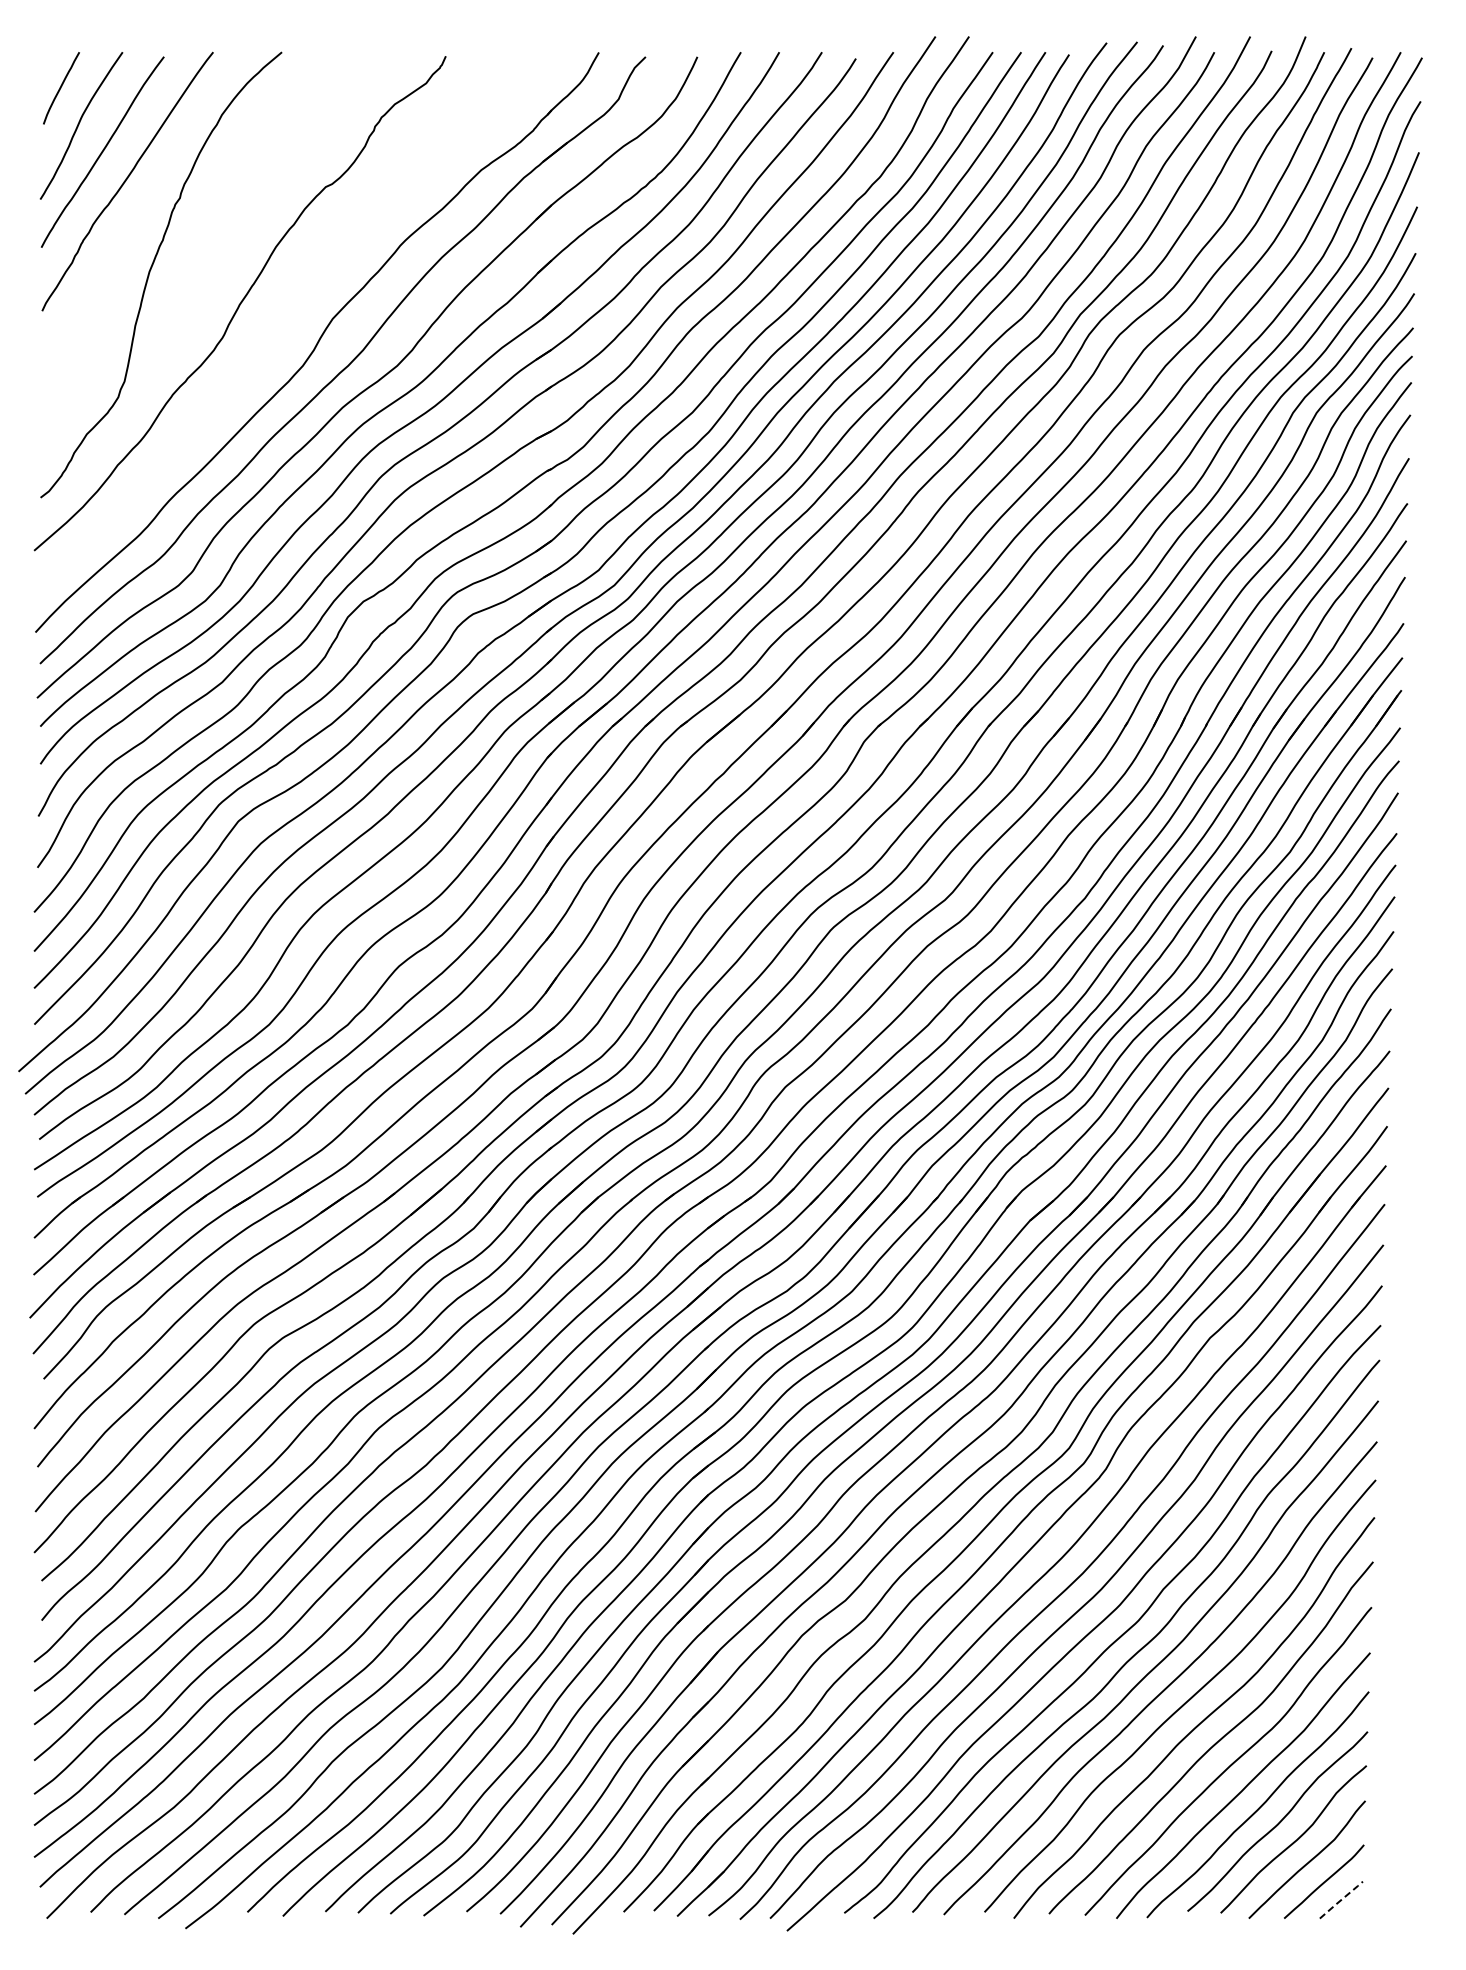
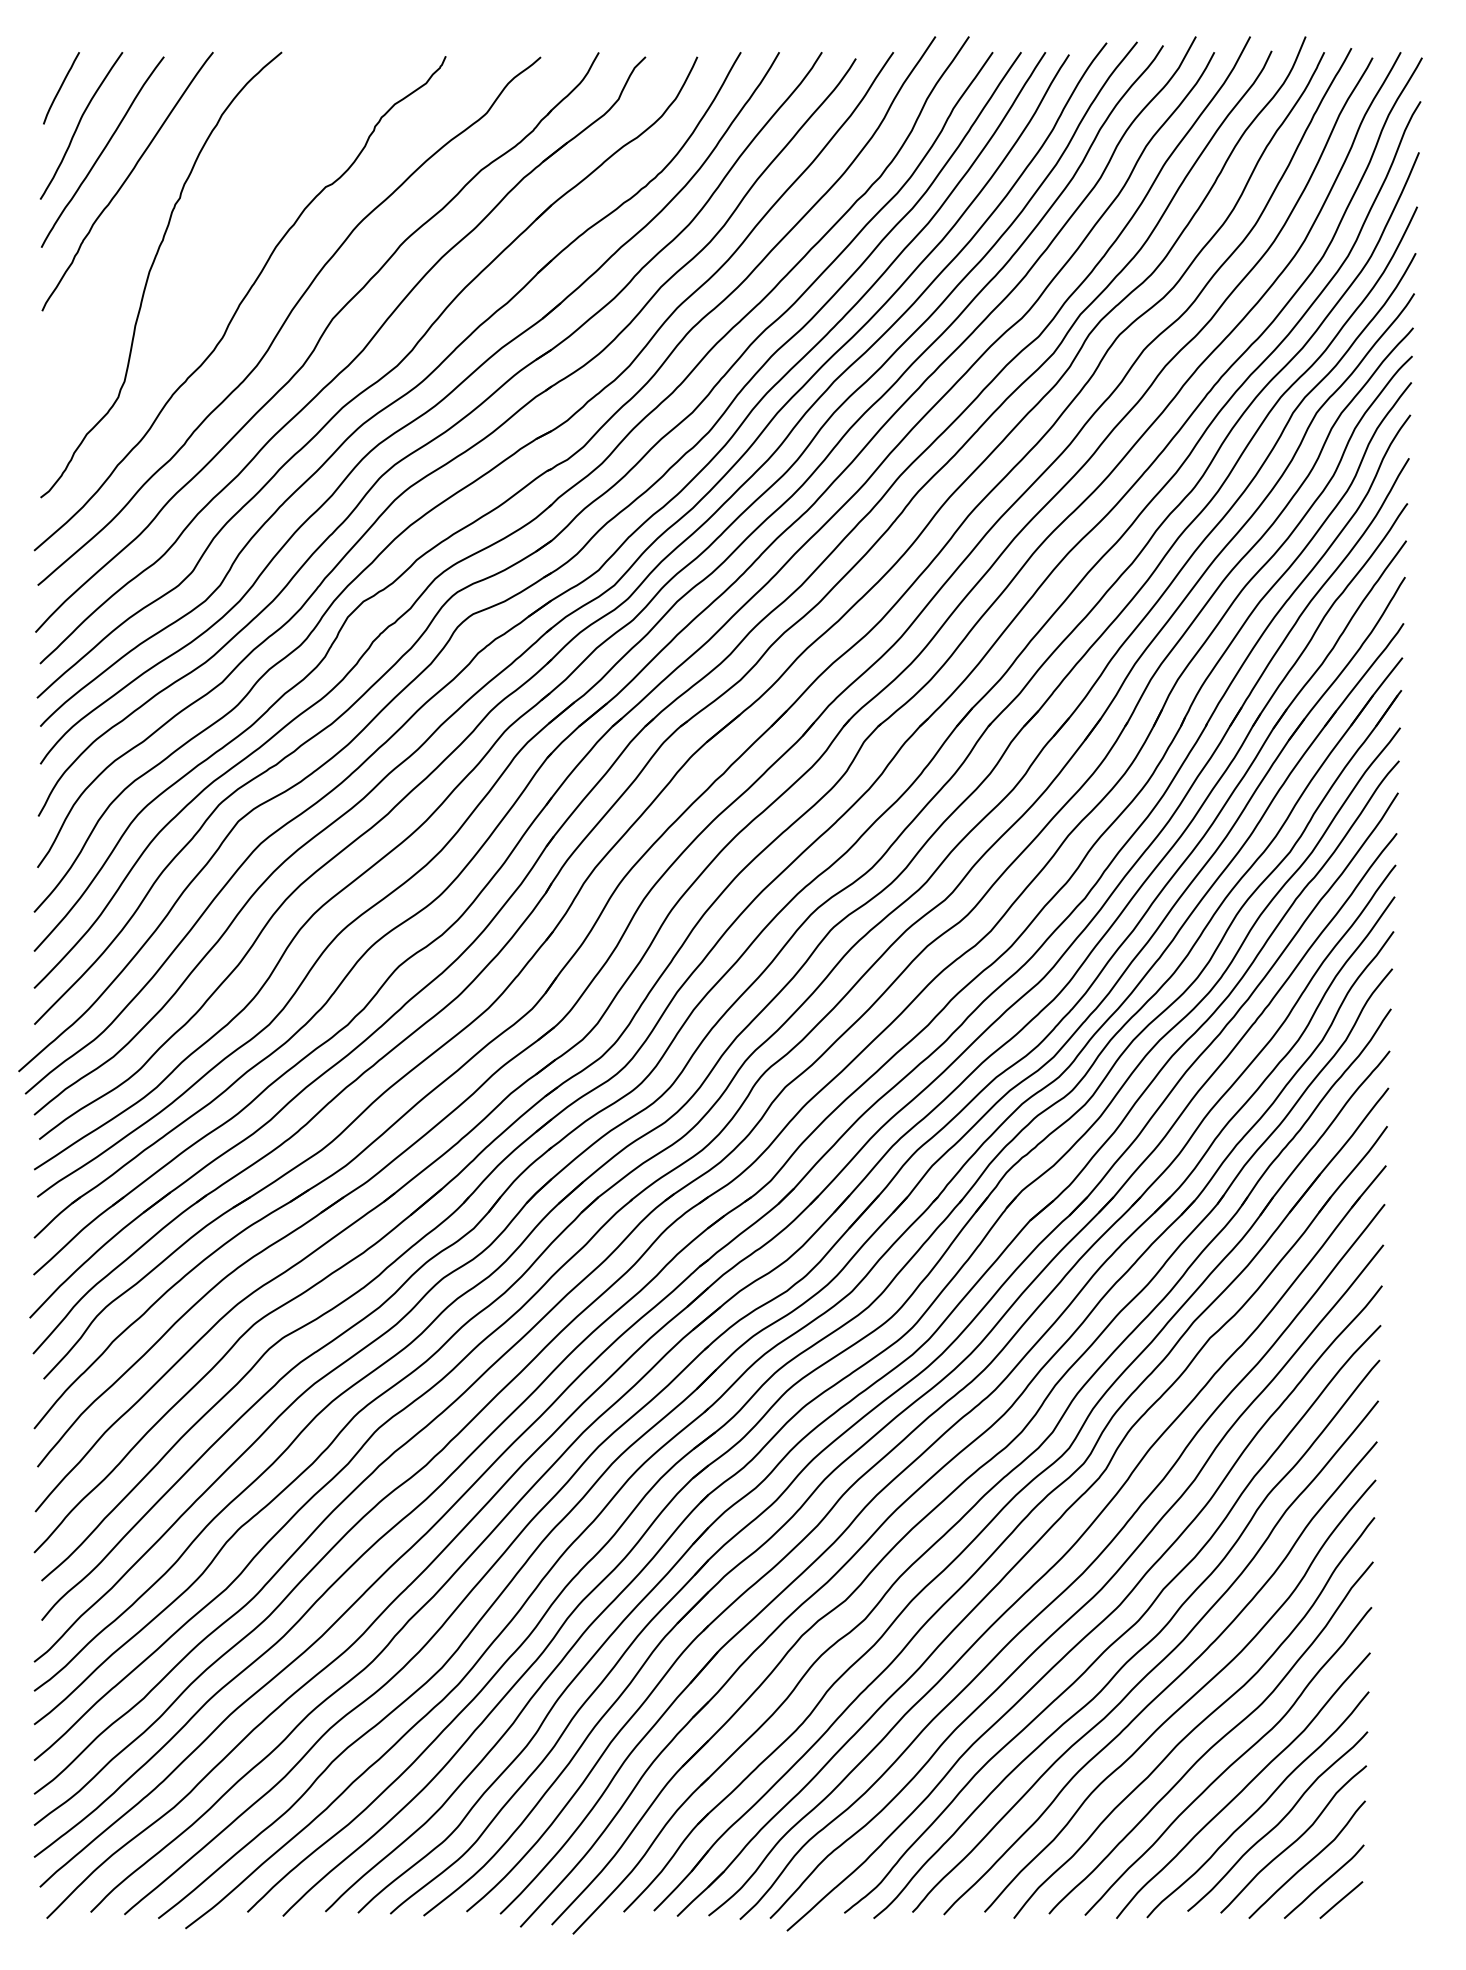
curve: none -> present (288, 318)
line: dashed -> solid (1341, 1900)
